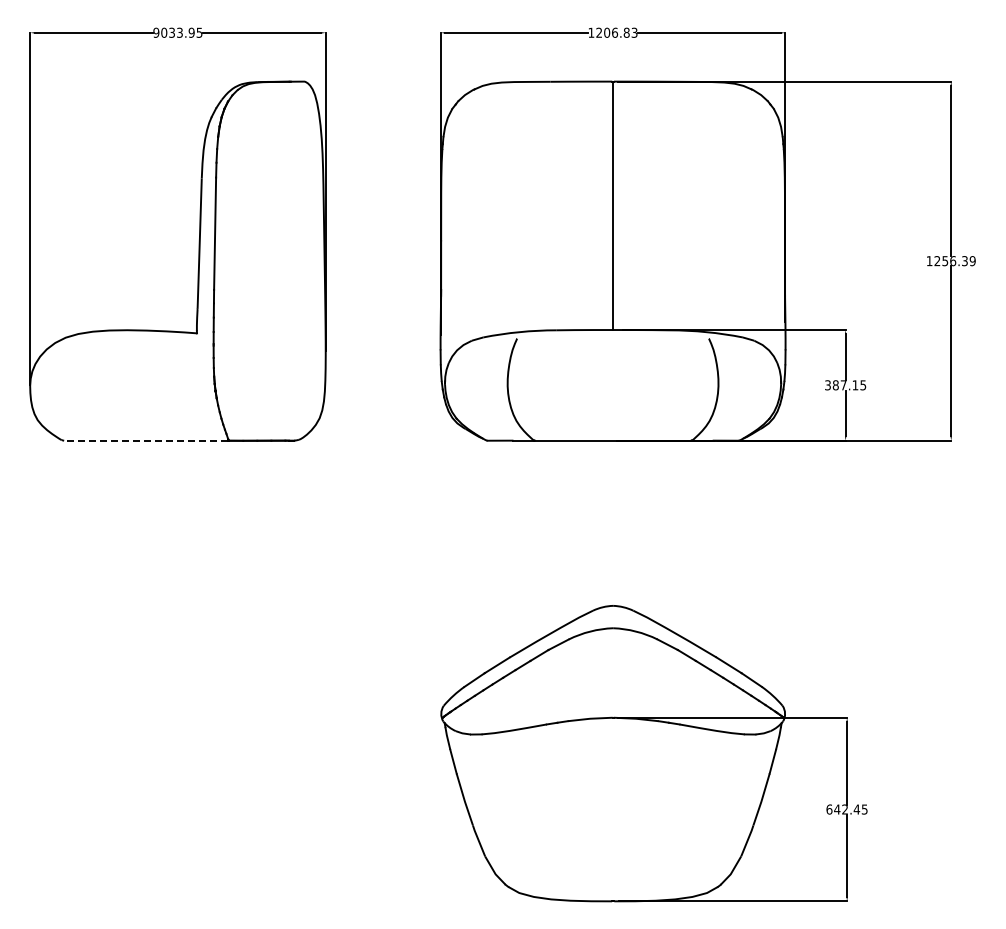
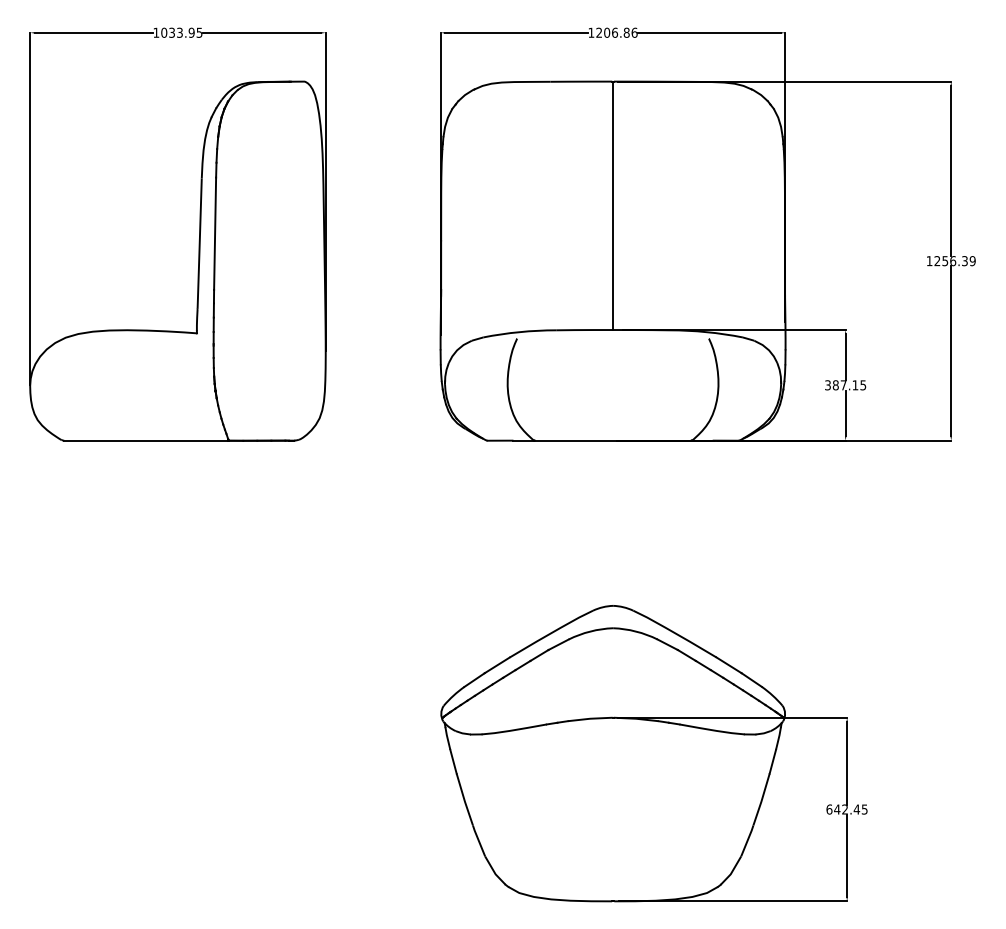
text: 9033.95 -> 1033.95 (156, 32)
text: 1206.83 -> 1206.86 (634, 32)
line: dashed -> solid (146, 440)
